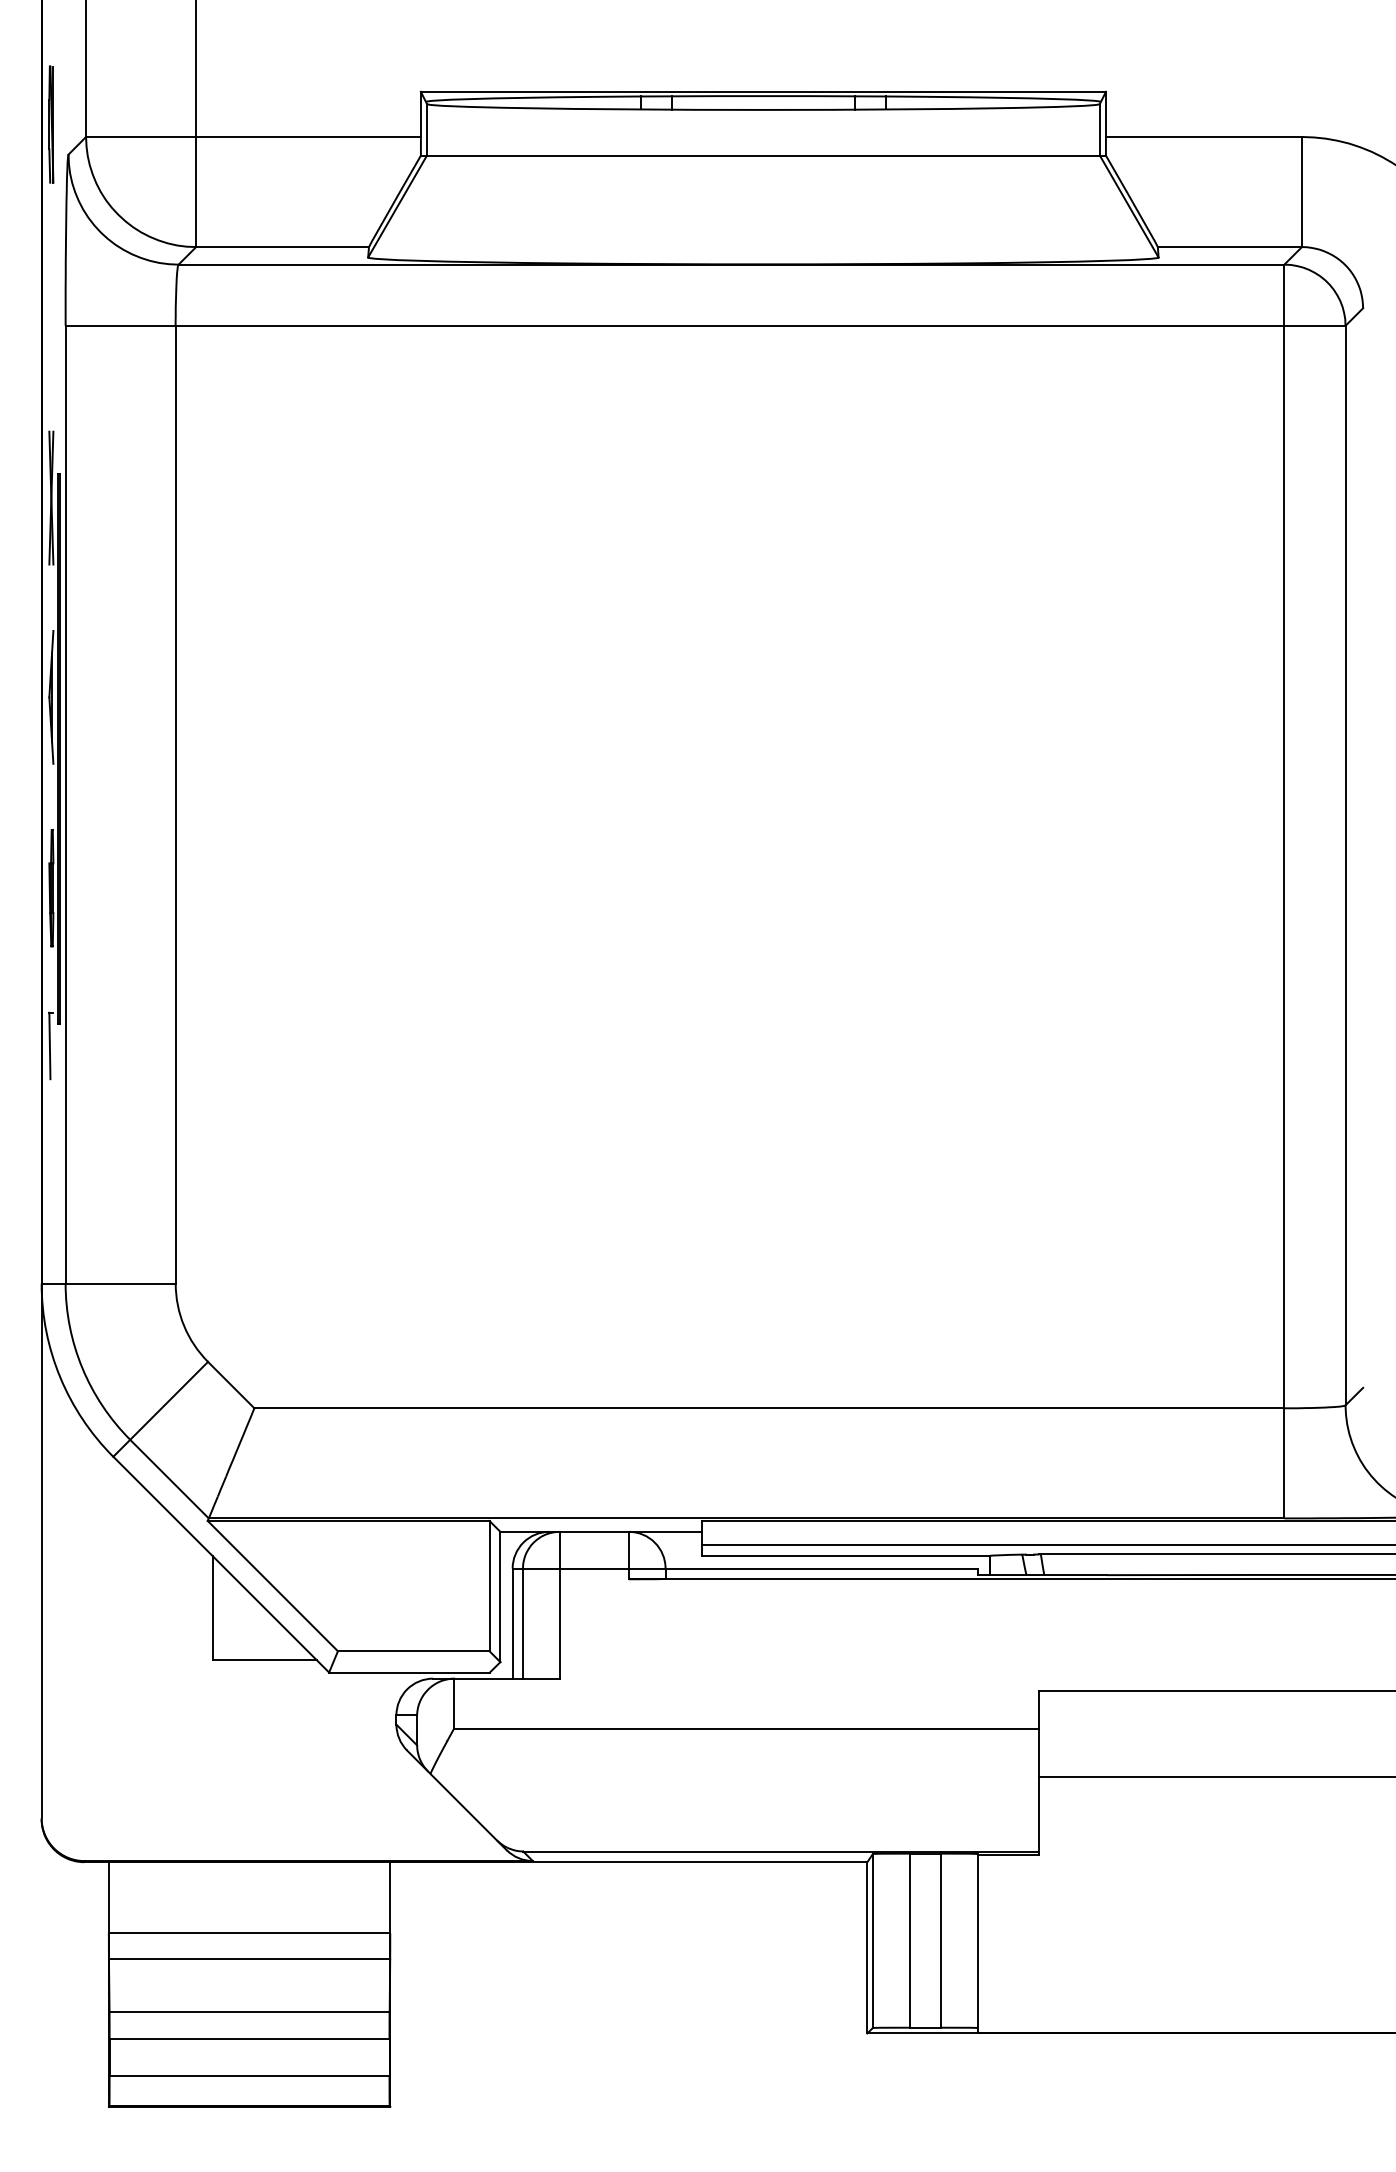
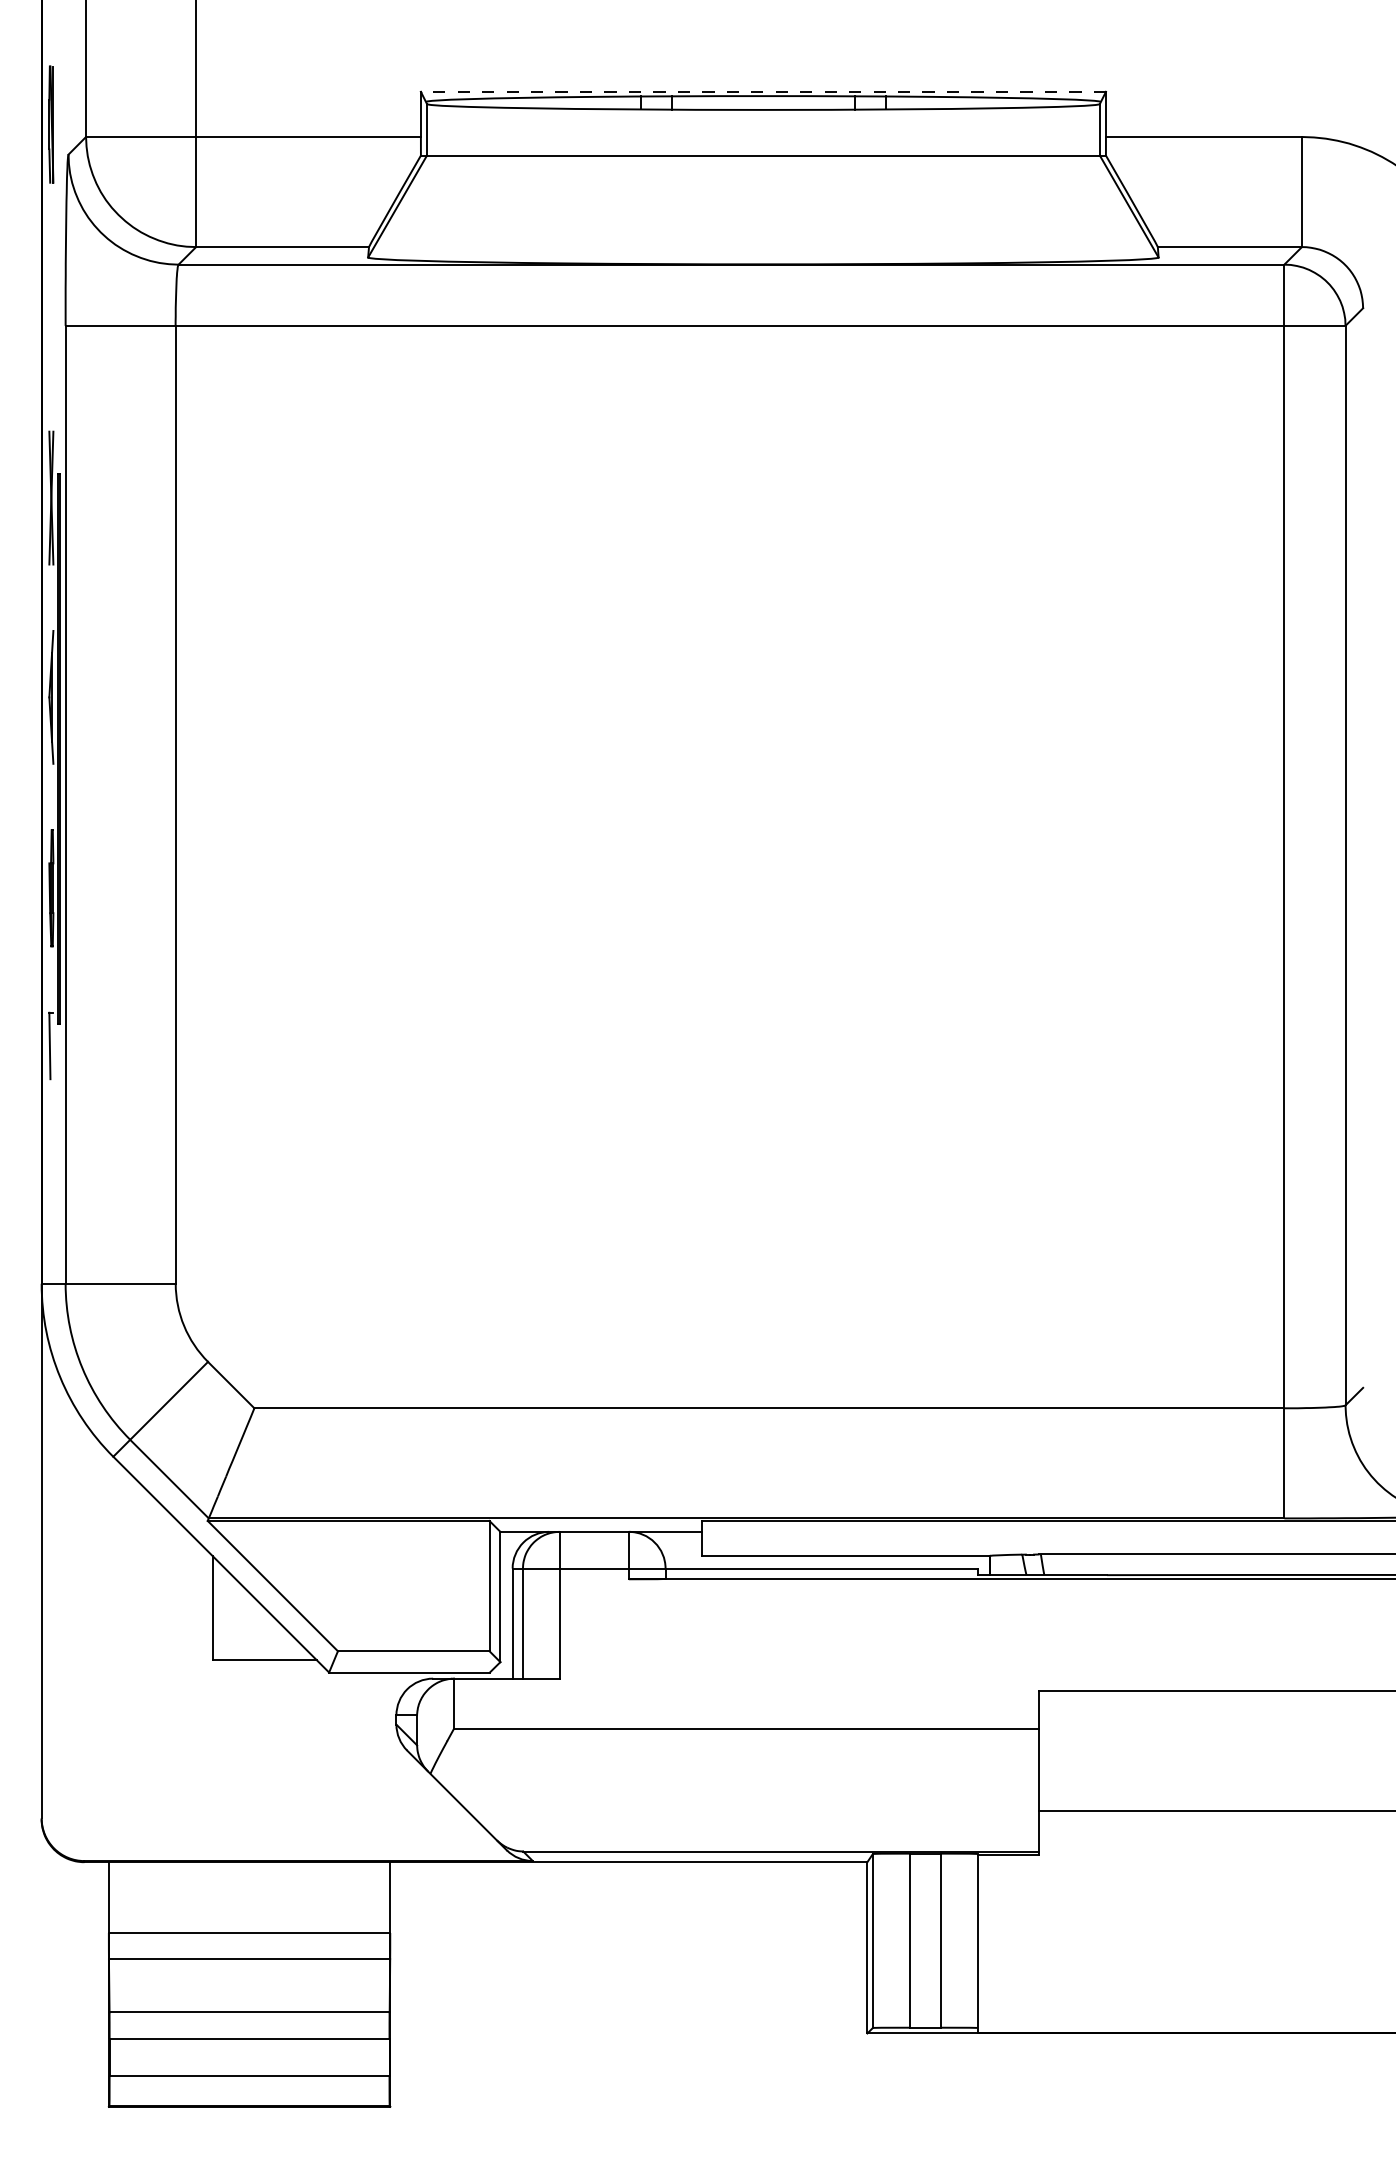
line: solid -> dashed (763, 91)
line: present -> none (1047, 1545)
line position: (1215, 1776) -> (1215, 1810) (1215, 1810)
